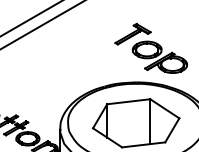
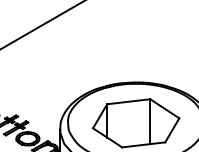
line: present -> none (30, 18)
part: present -> none (150, 47)
